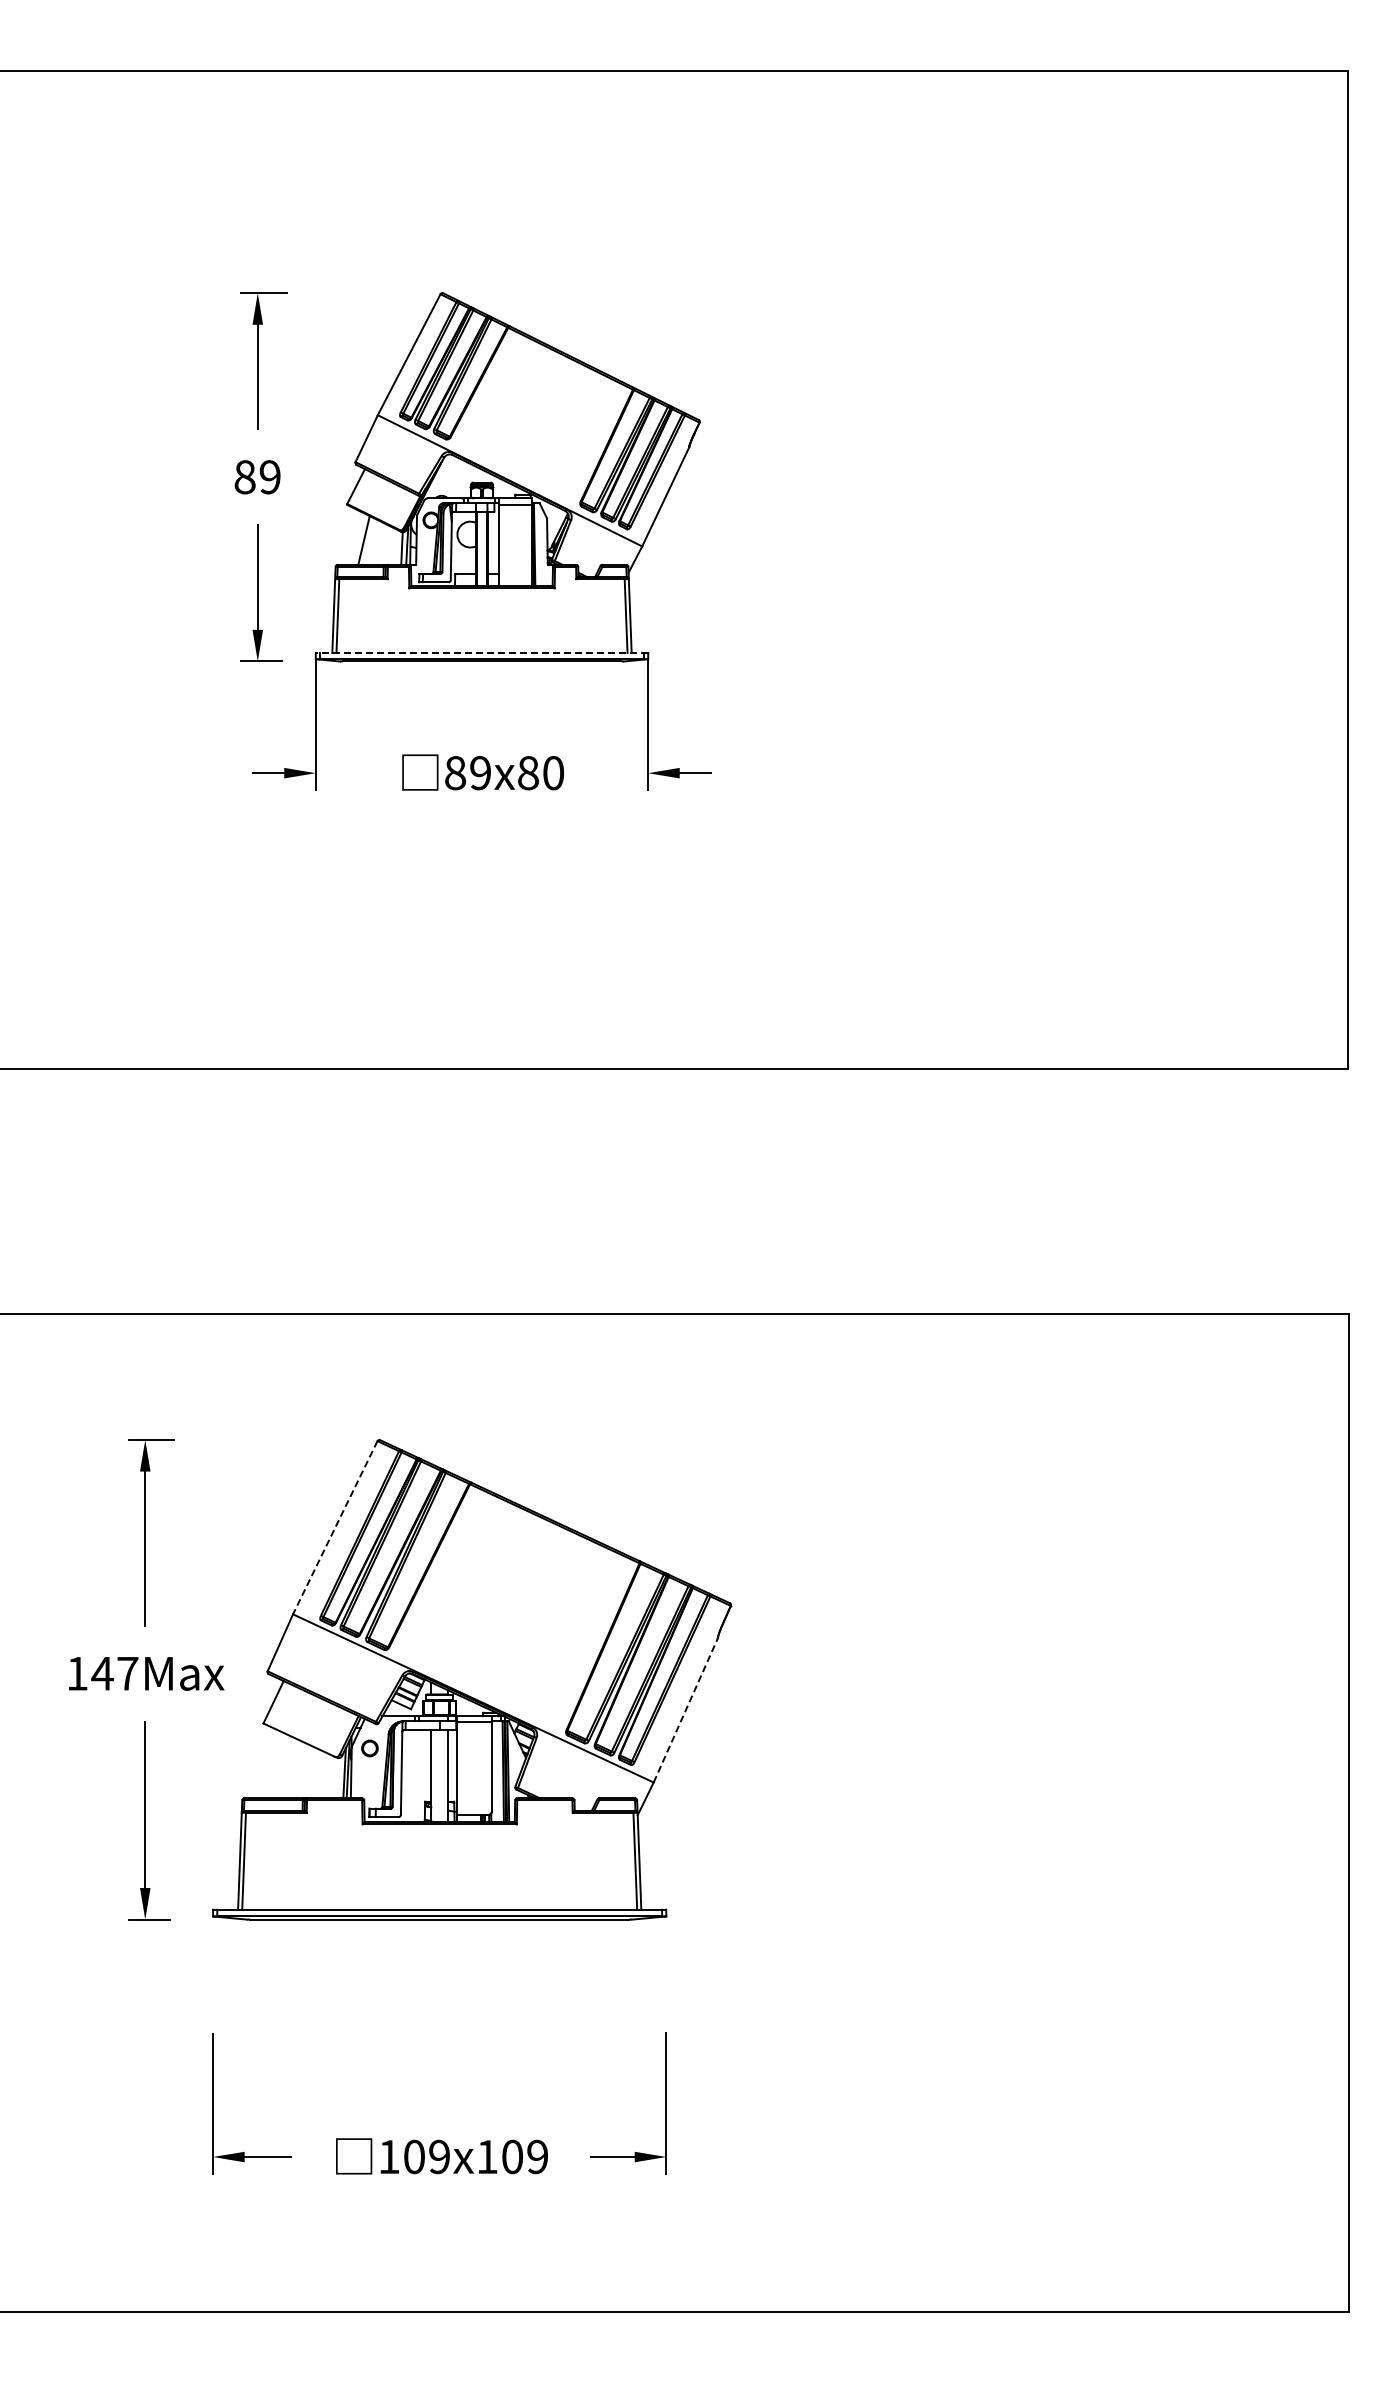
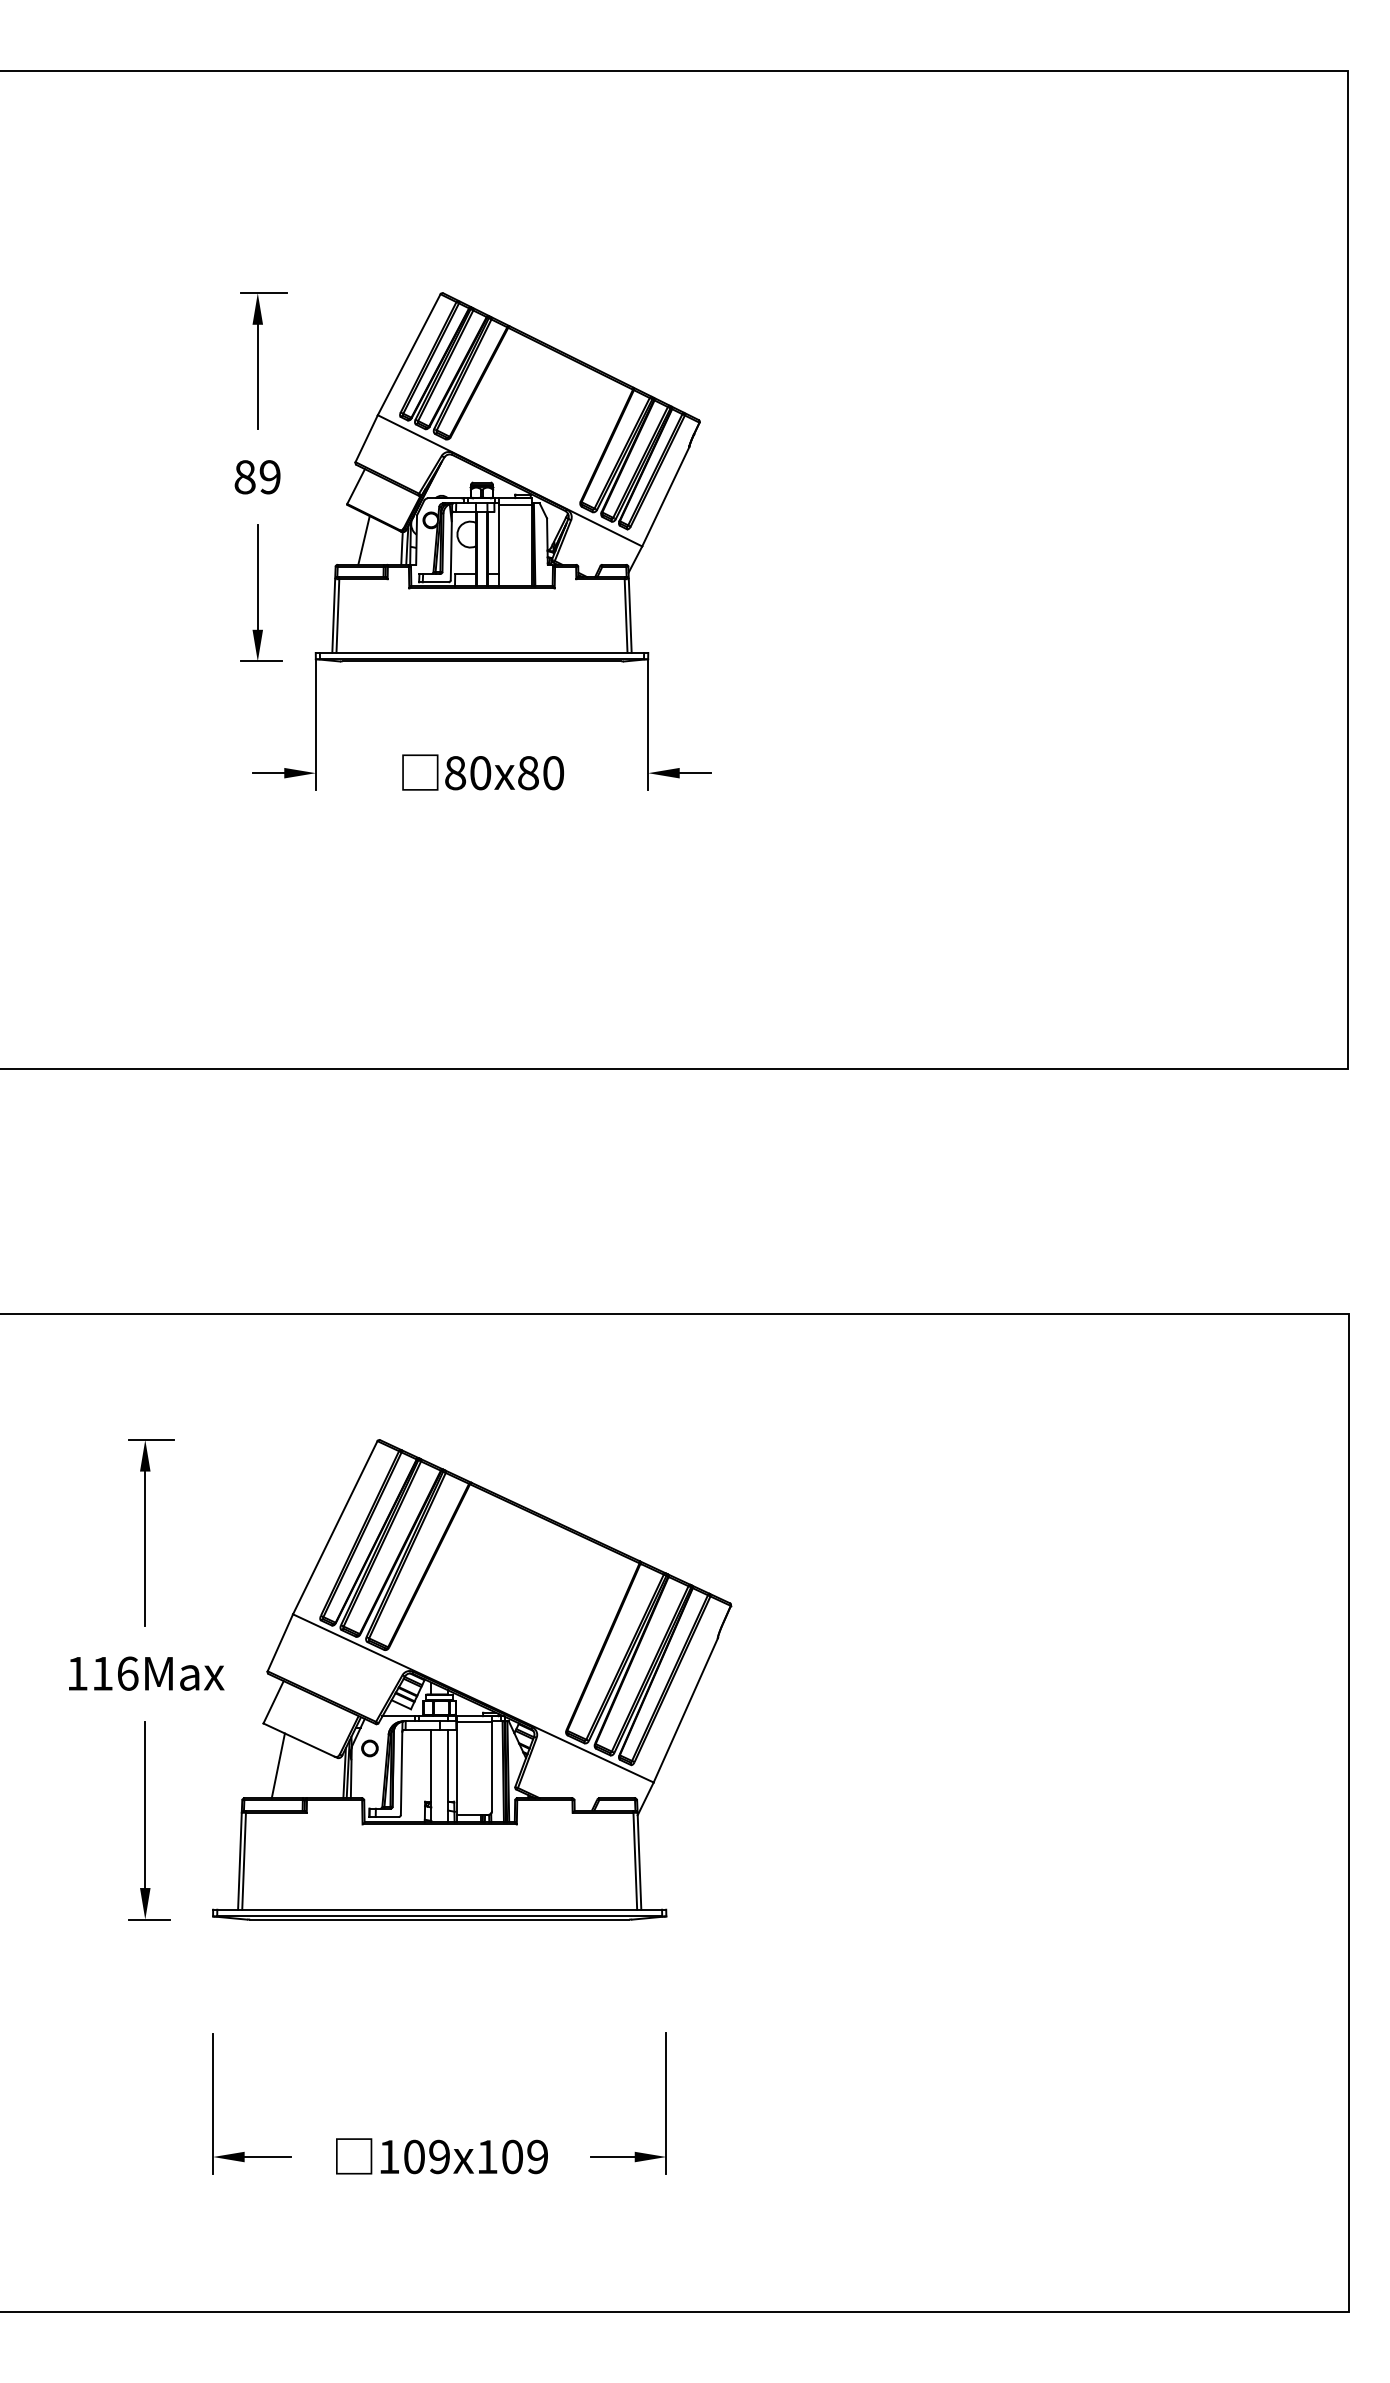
line: dashed -> solid (481, 652)
text: 89x80 -> 80x80 (480, 773)
line: dashed -> solid (335, 1528)
text: 147Max -> 116Max (114, 1673)
line: dashed -> solid (686, 1709)
line: none -> present (277, 1765)
